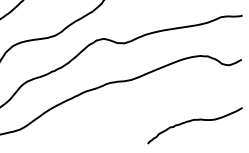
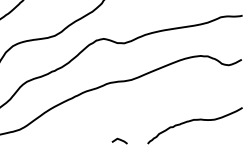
line: none -> present (119, 140)
